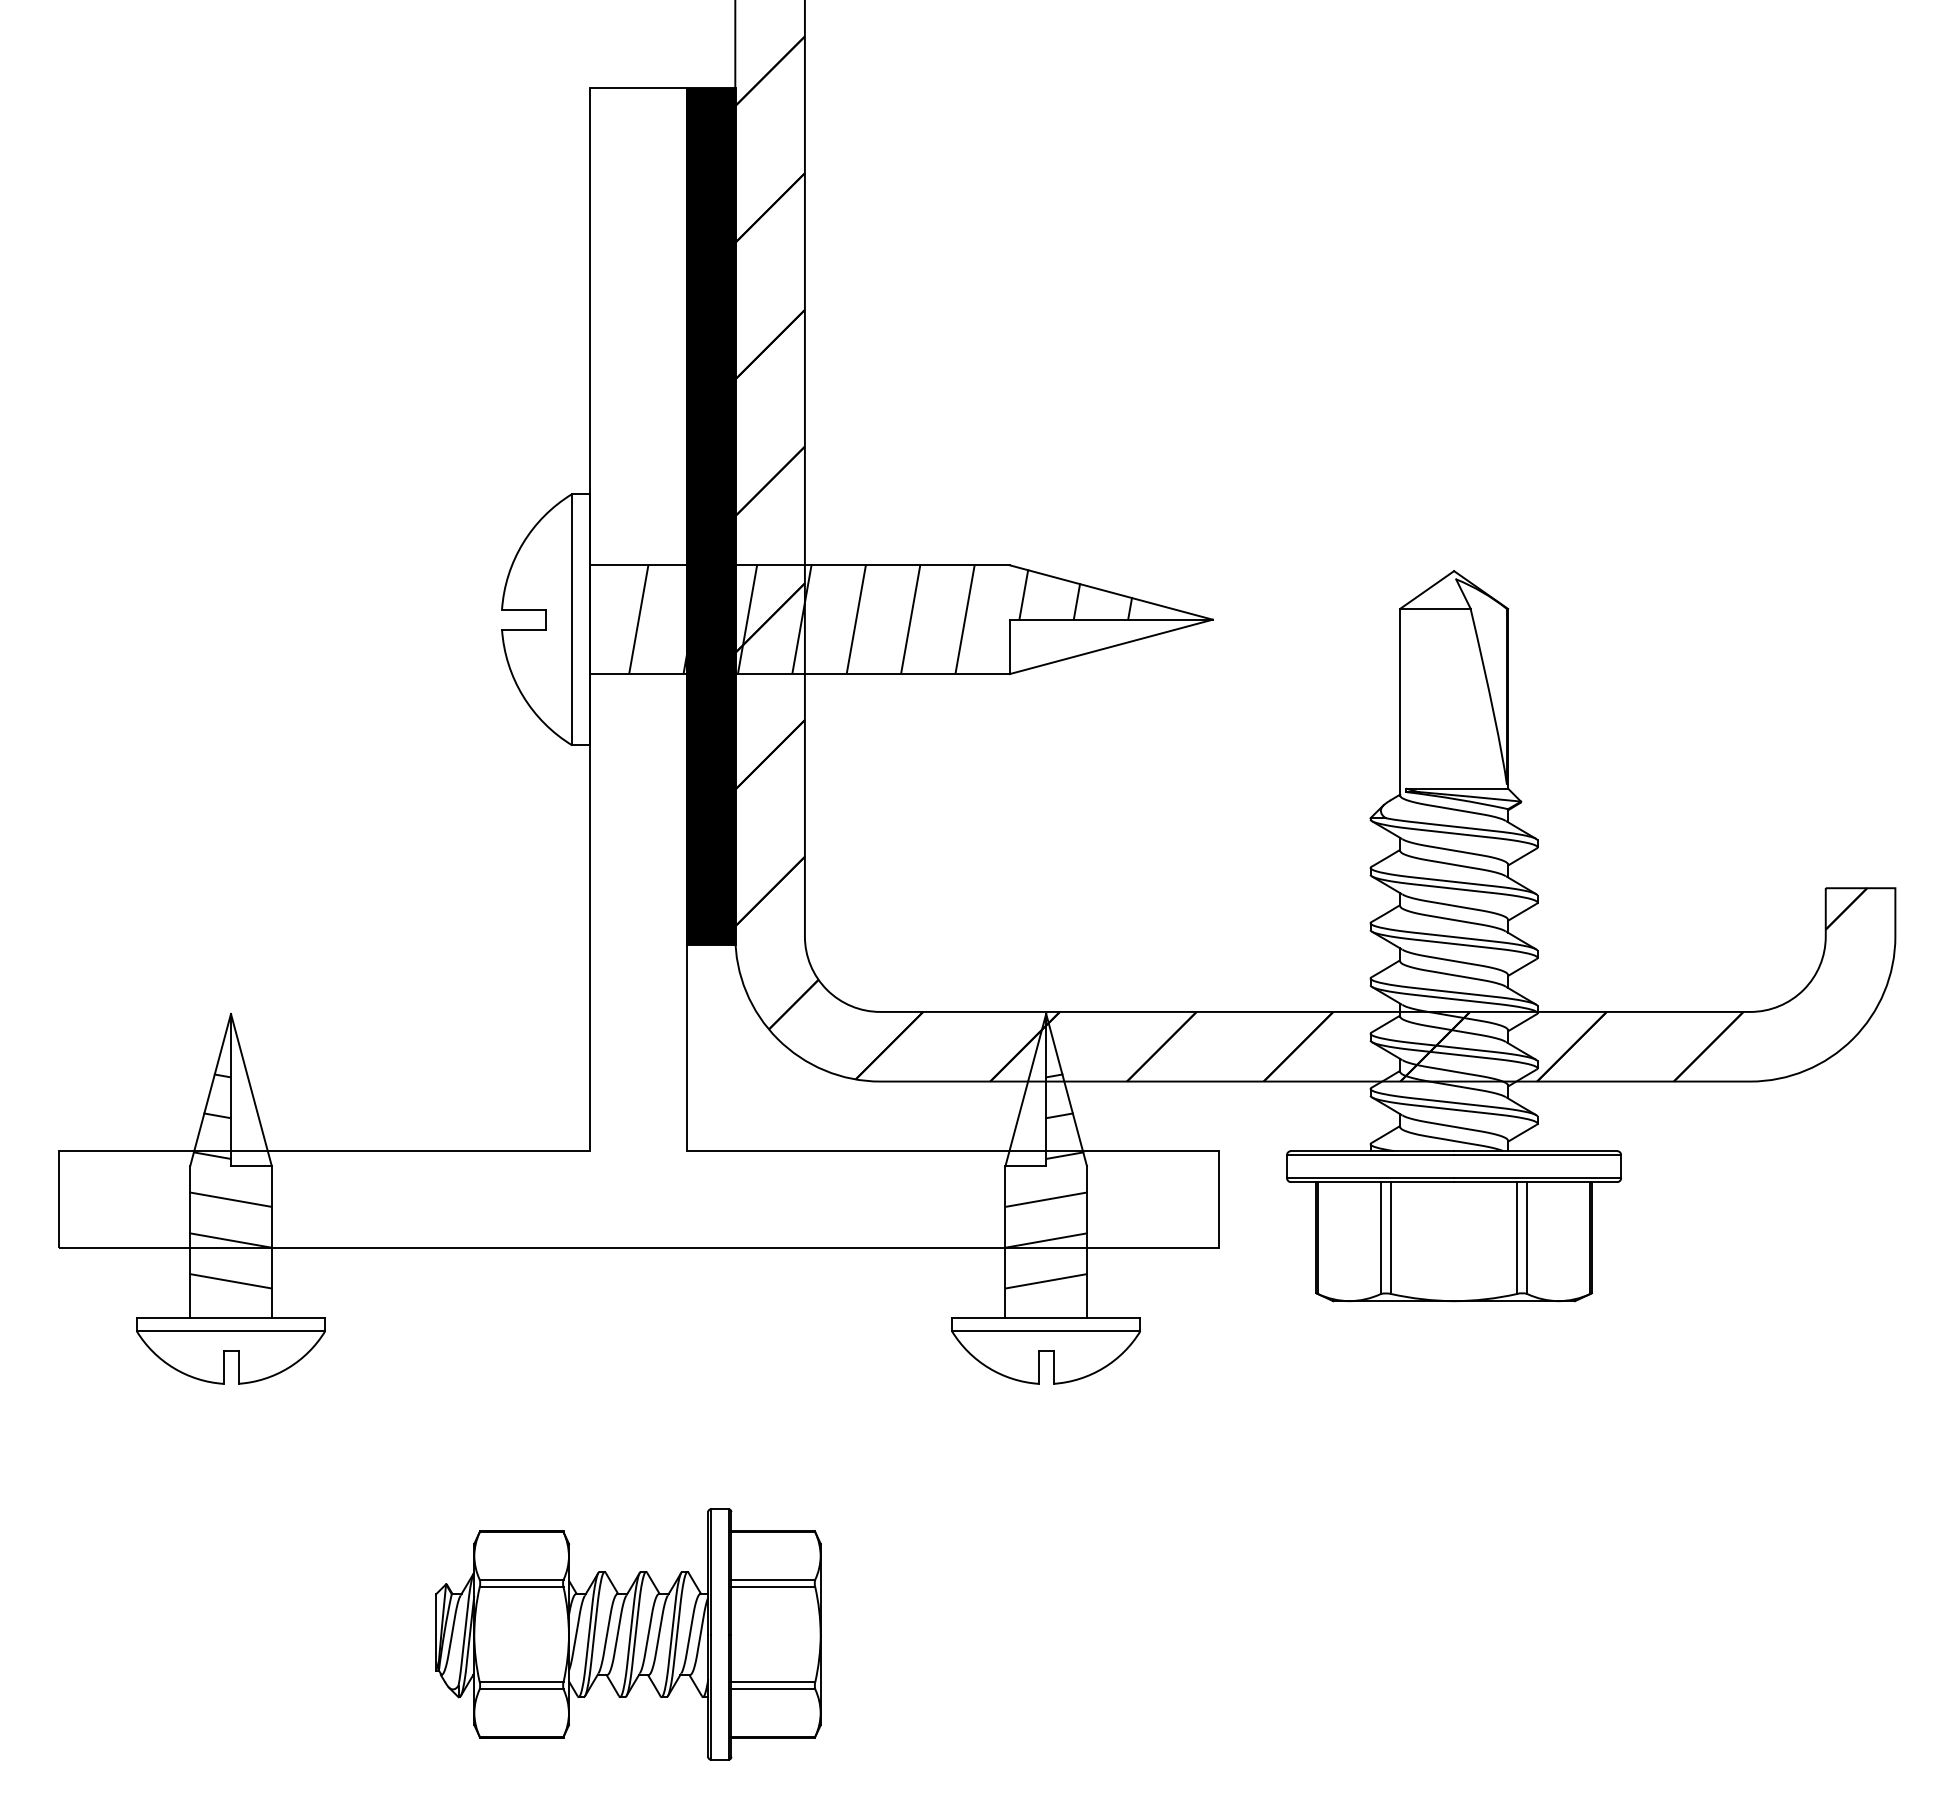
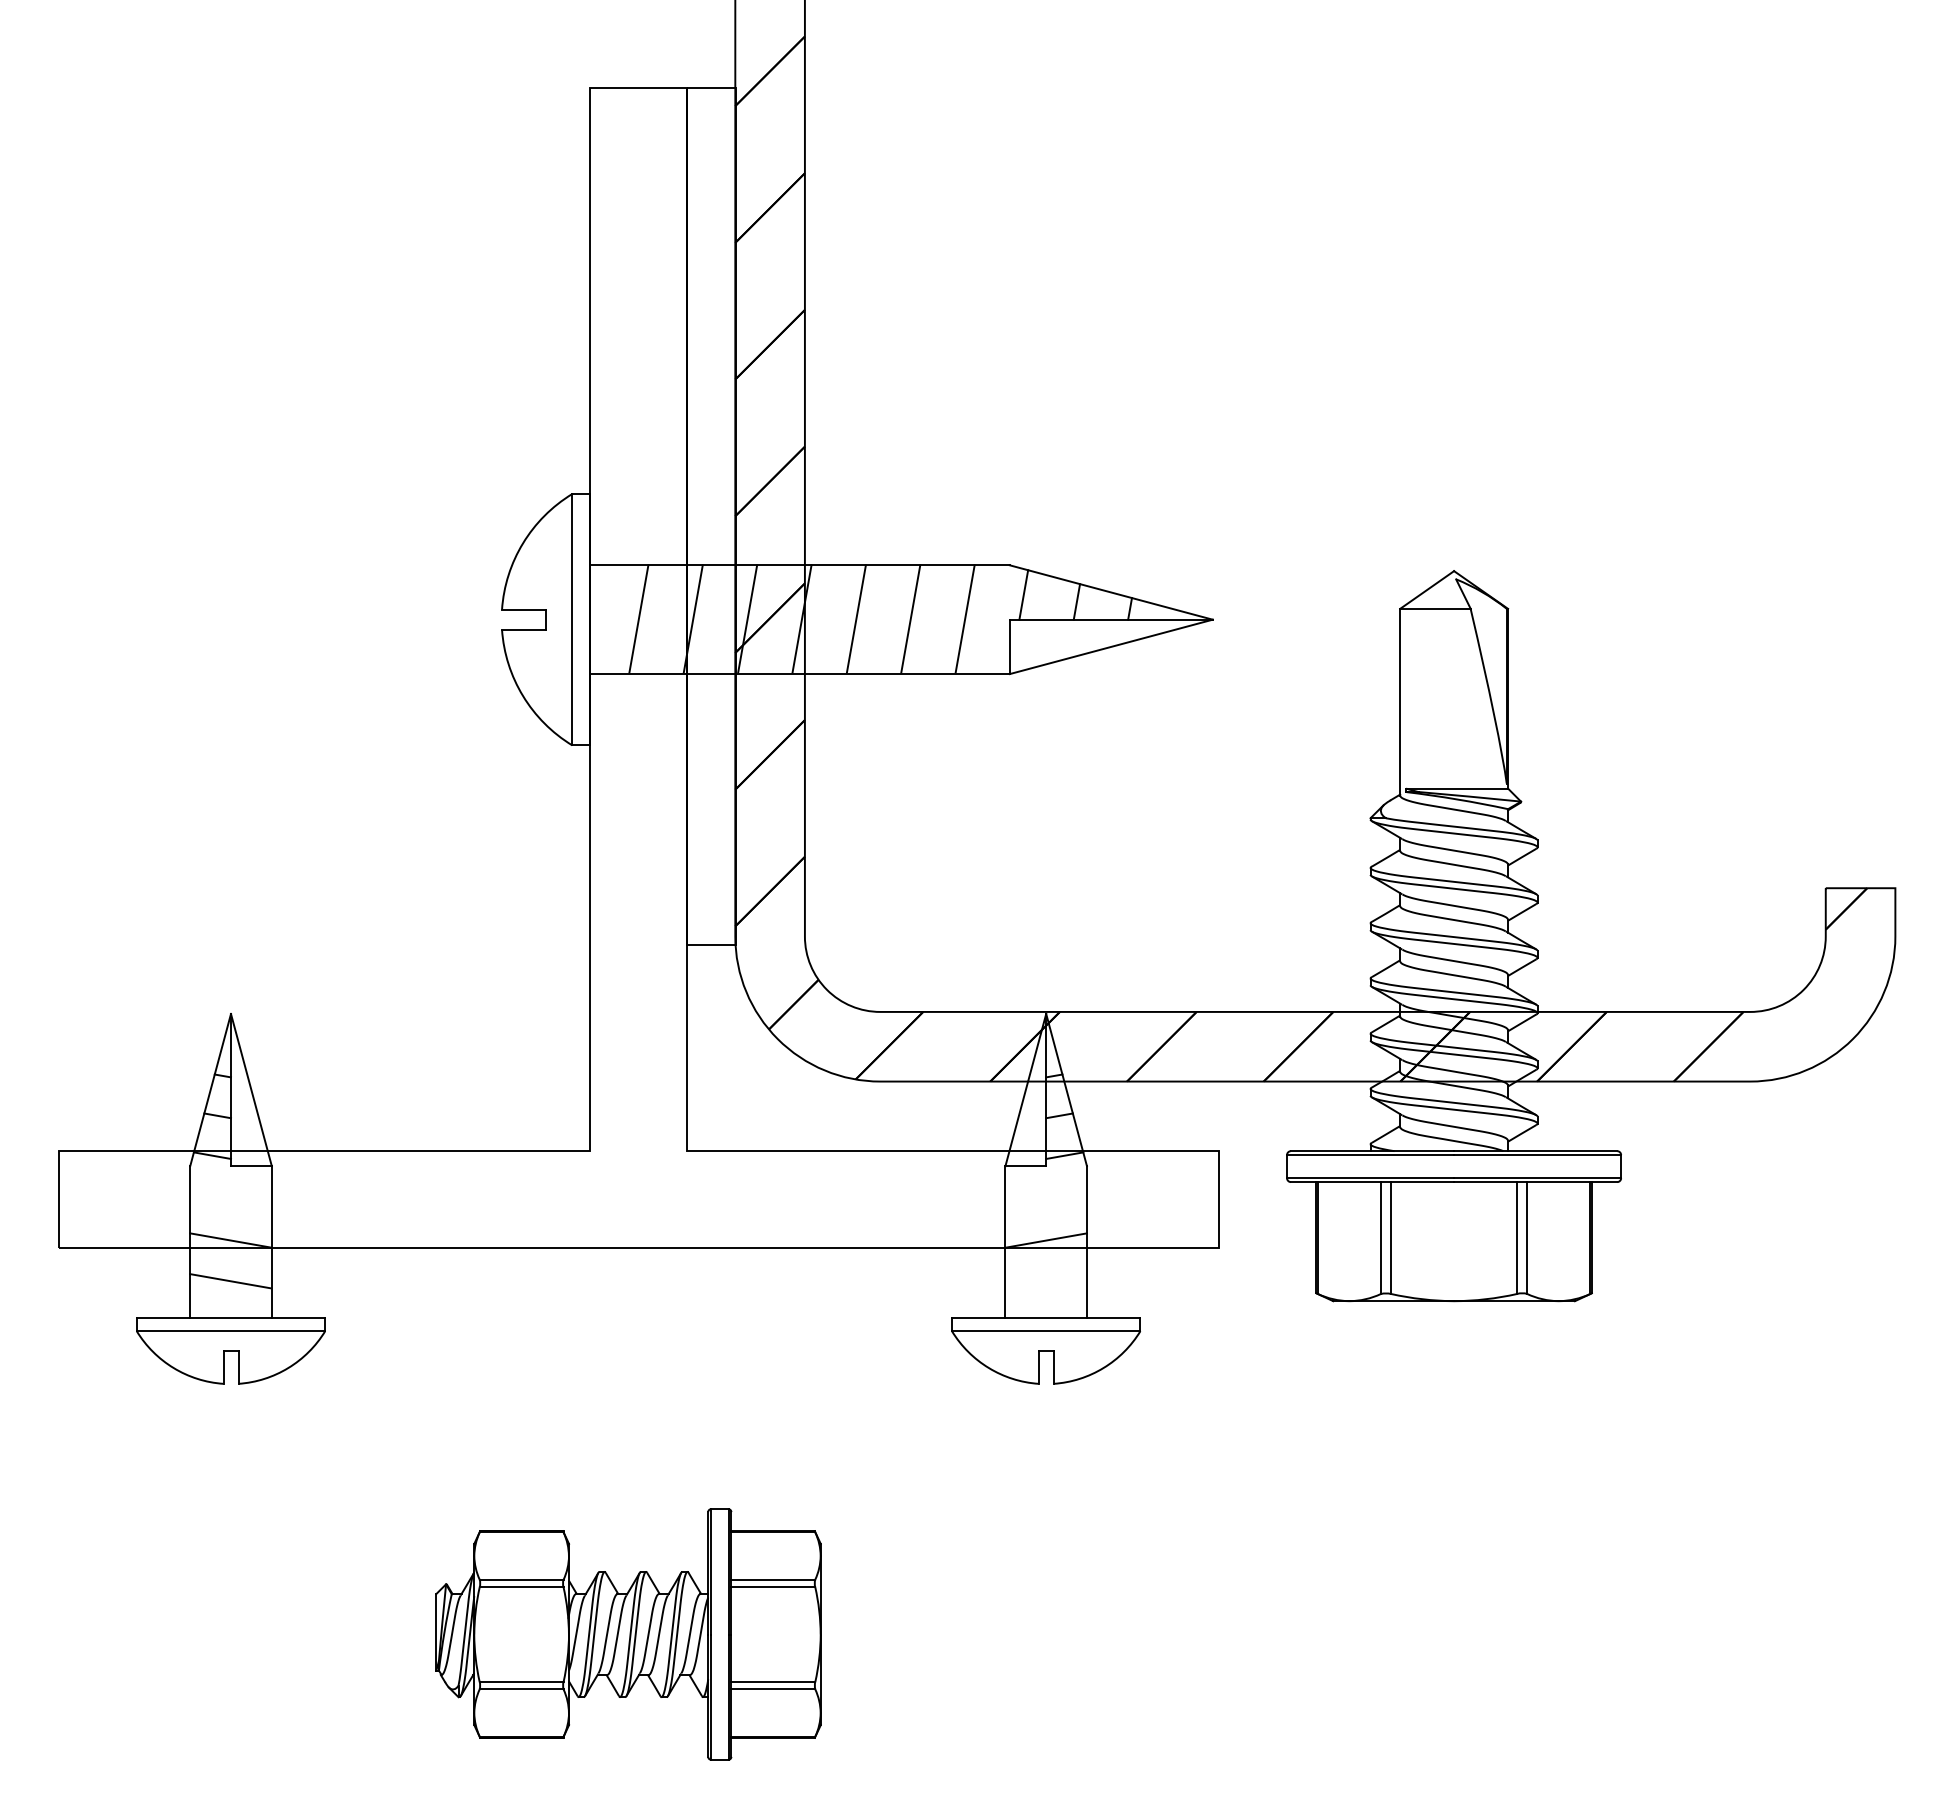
fill: present -> none (710, 516)
line: present -> none (230, 1199)
line: present -> none (1046, 1199)
line: present -> none (1046, 1281)
